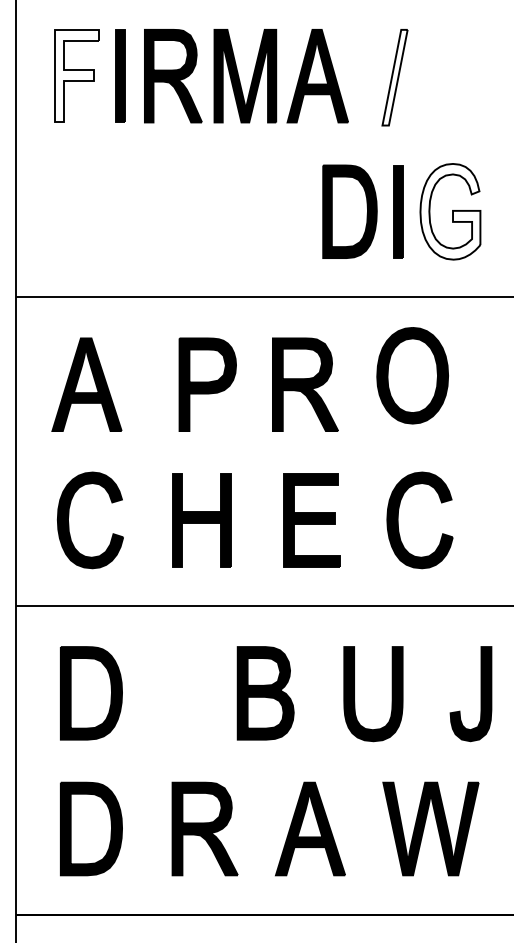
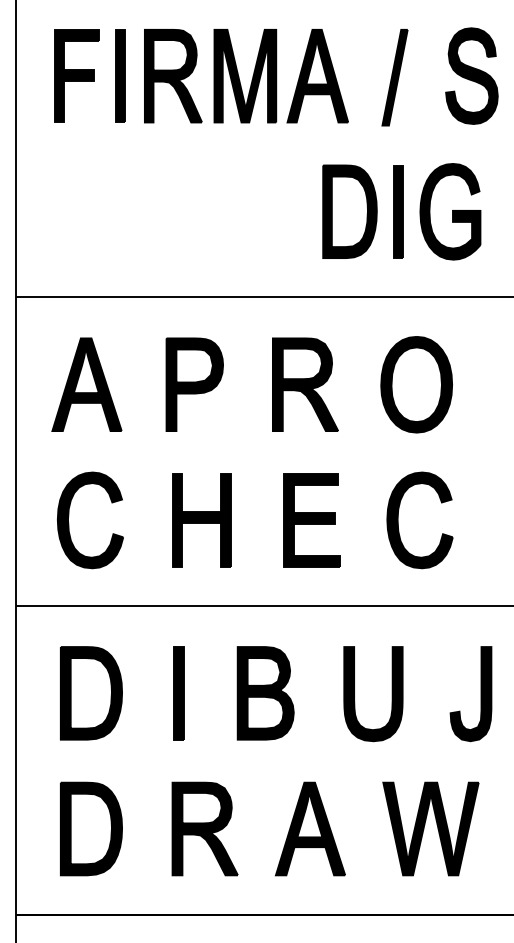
fill: none -> present (76, 75)
part: none -> present (471, 75)
fill: none -> present (394, 77)
fill: none -> present (450, 211)
part position: (412, 375) -> (416, 384) (416, 384)
part position: (207, 384) -> (194, 384) (194, 384)
part: none -> present (178, 693)
